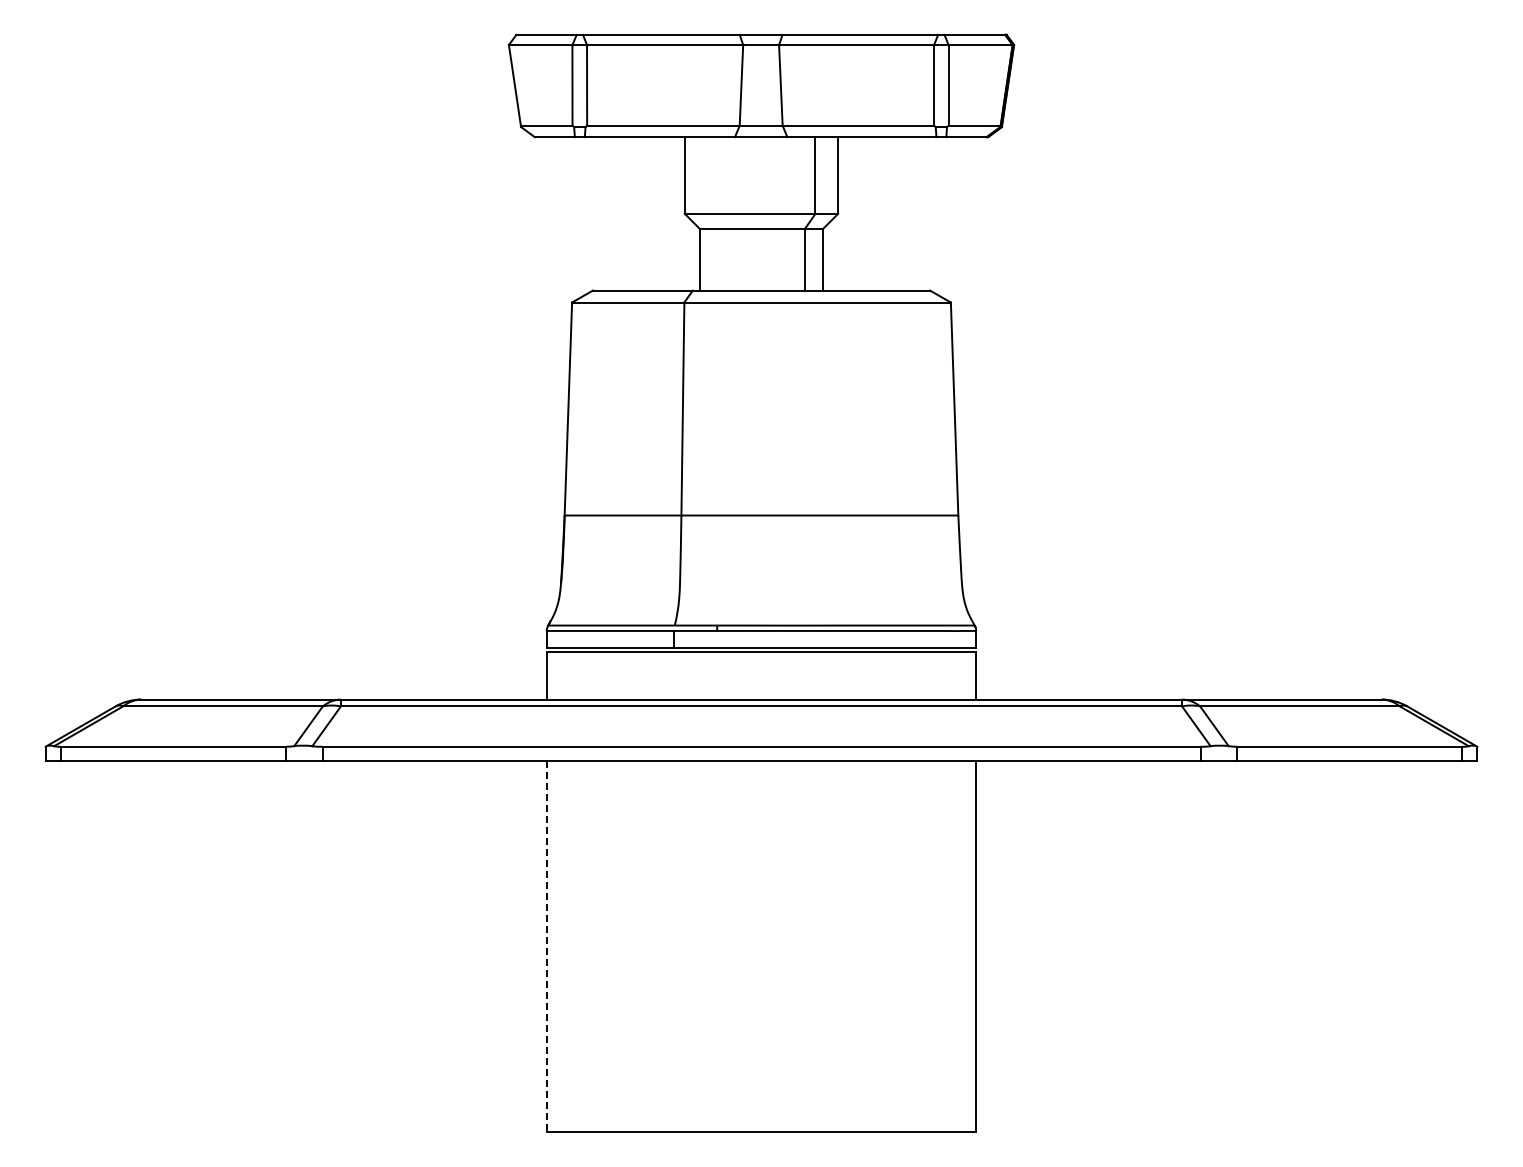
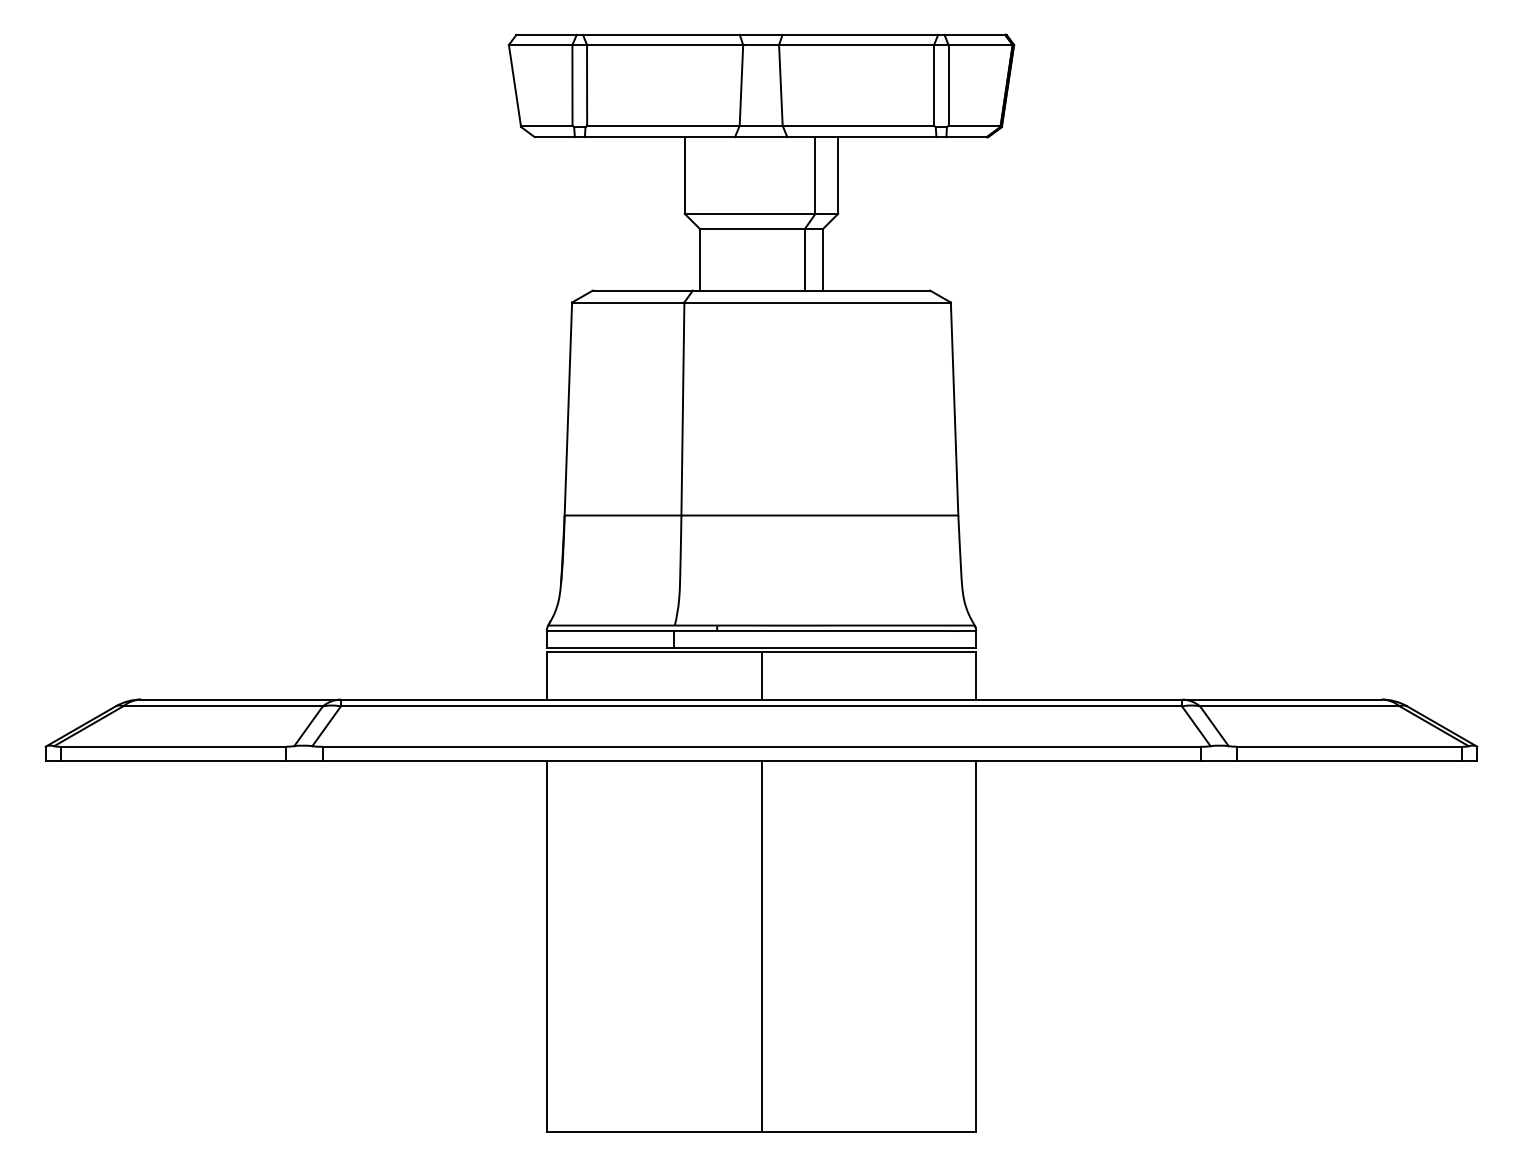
line: none -> present (761, 675)
line: dashed -> solid (546, 946)
line: none -> present (761, 946)
